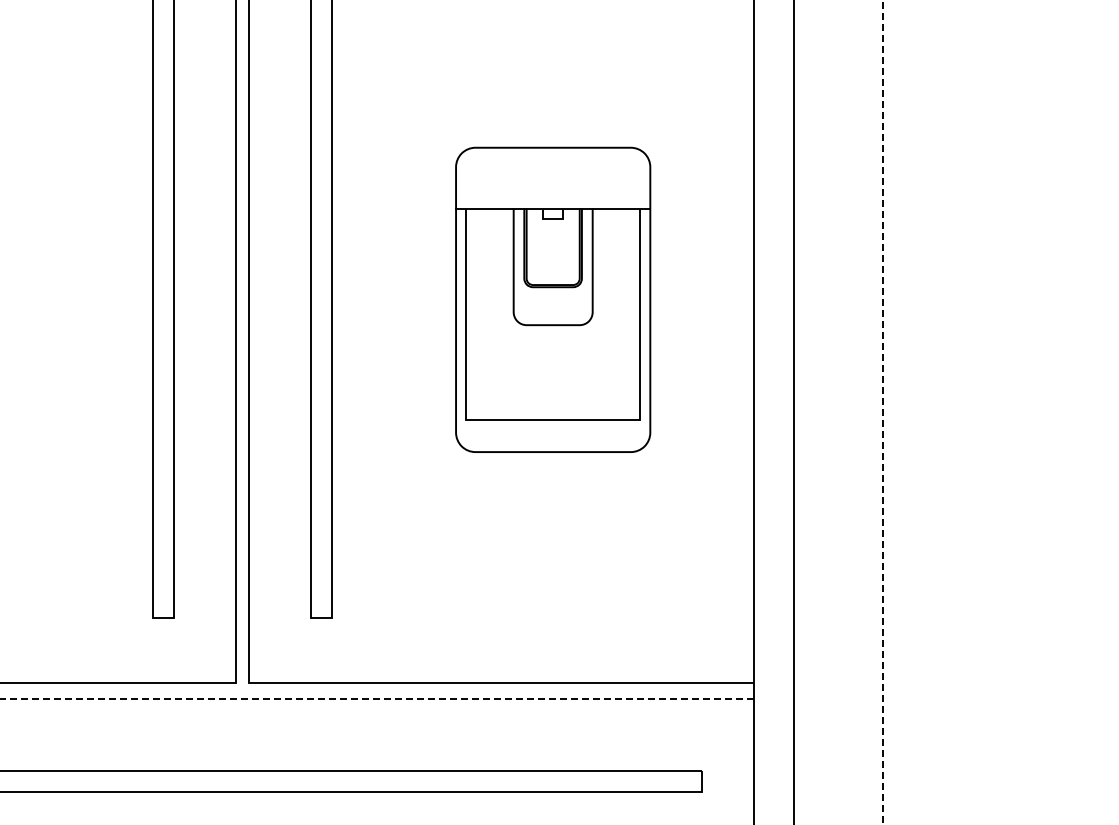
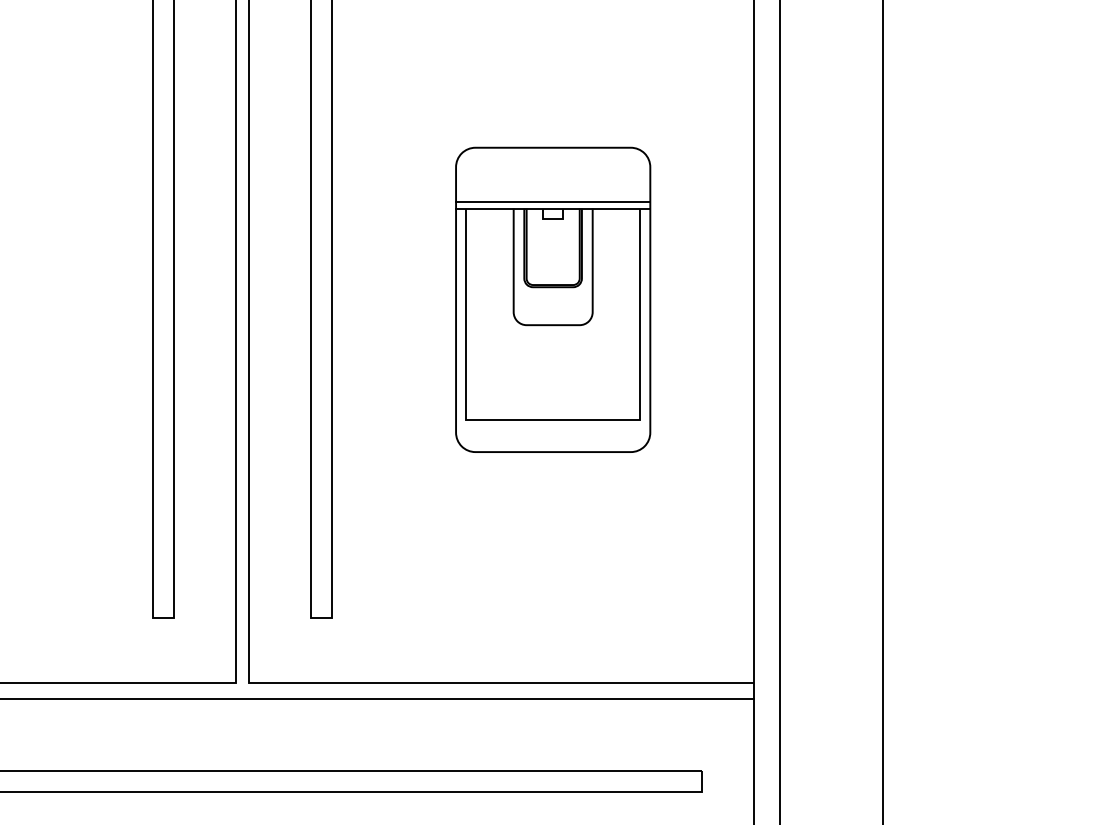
line: none -> present (553, 202)
line position: (793, 411) -> (779, 411) (779, 411)
line: dashed -> solid (883, 412)
line: dashed -> solid (377, 699)
